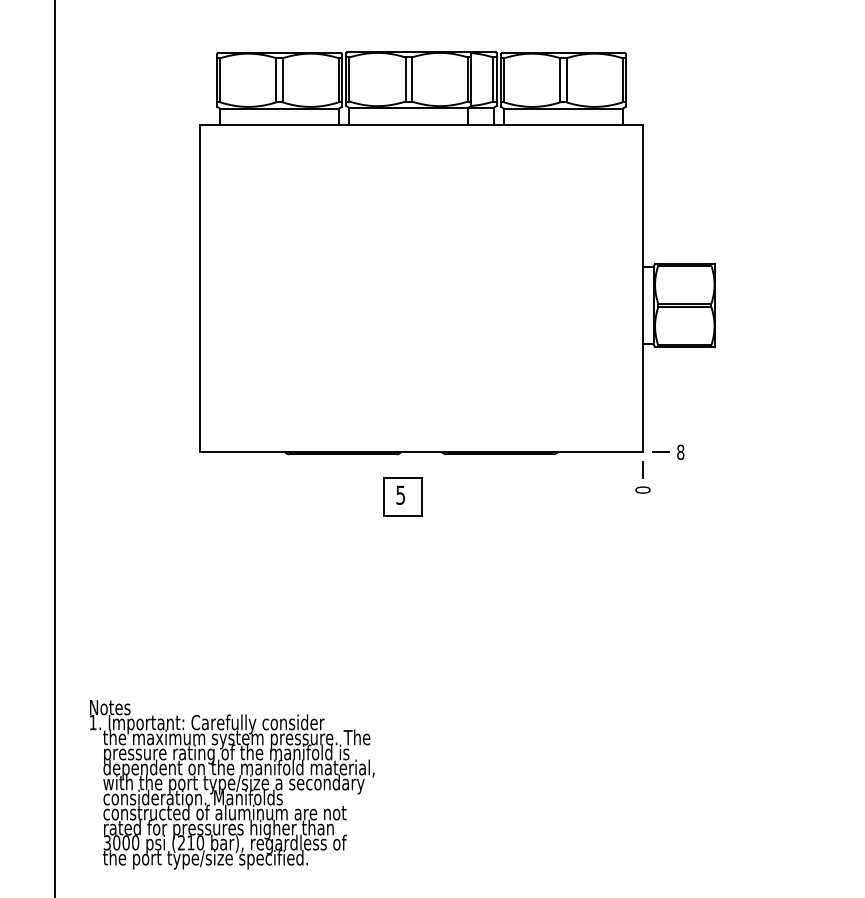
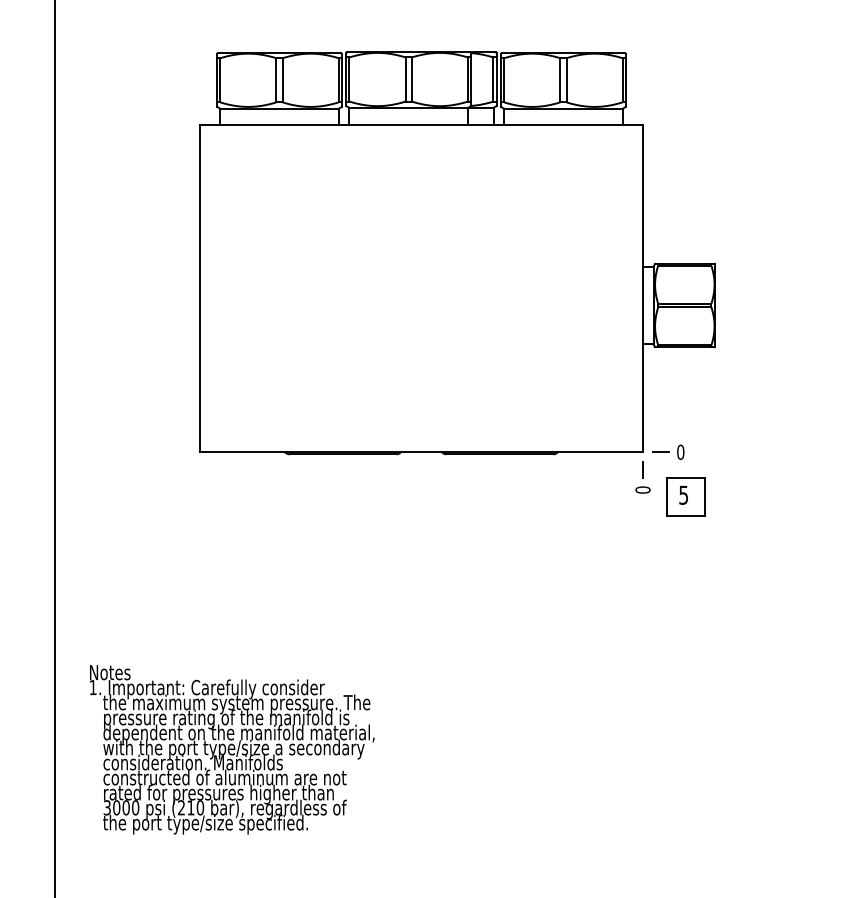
text: 8 -> 0 (680, 452)
part position: (402, 496) -> (685, 496) (685, 496)
text position: (232, 784) -> (232, 749) (232, 749)
